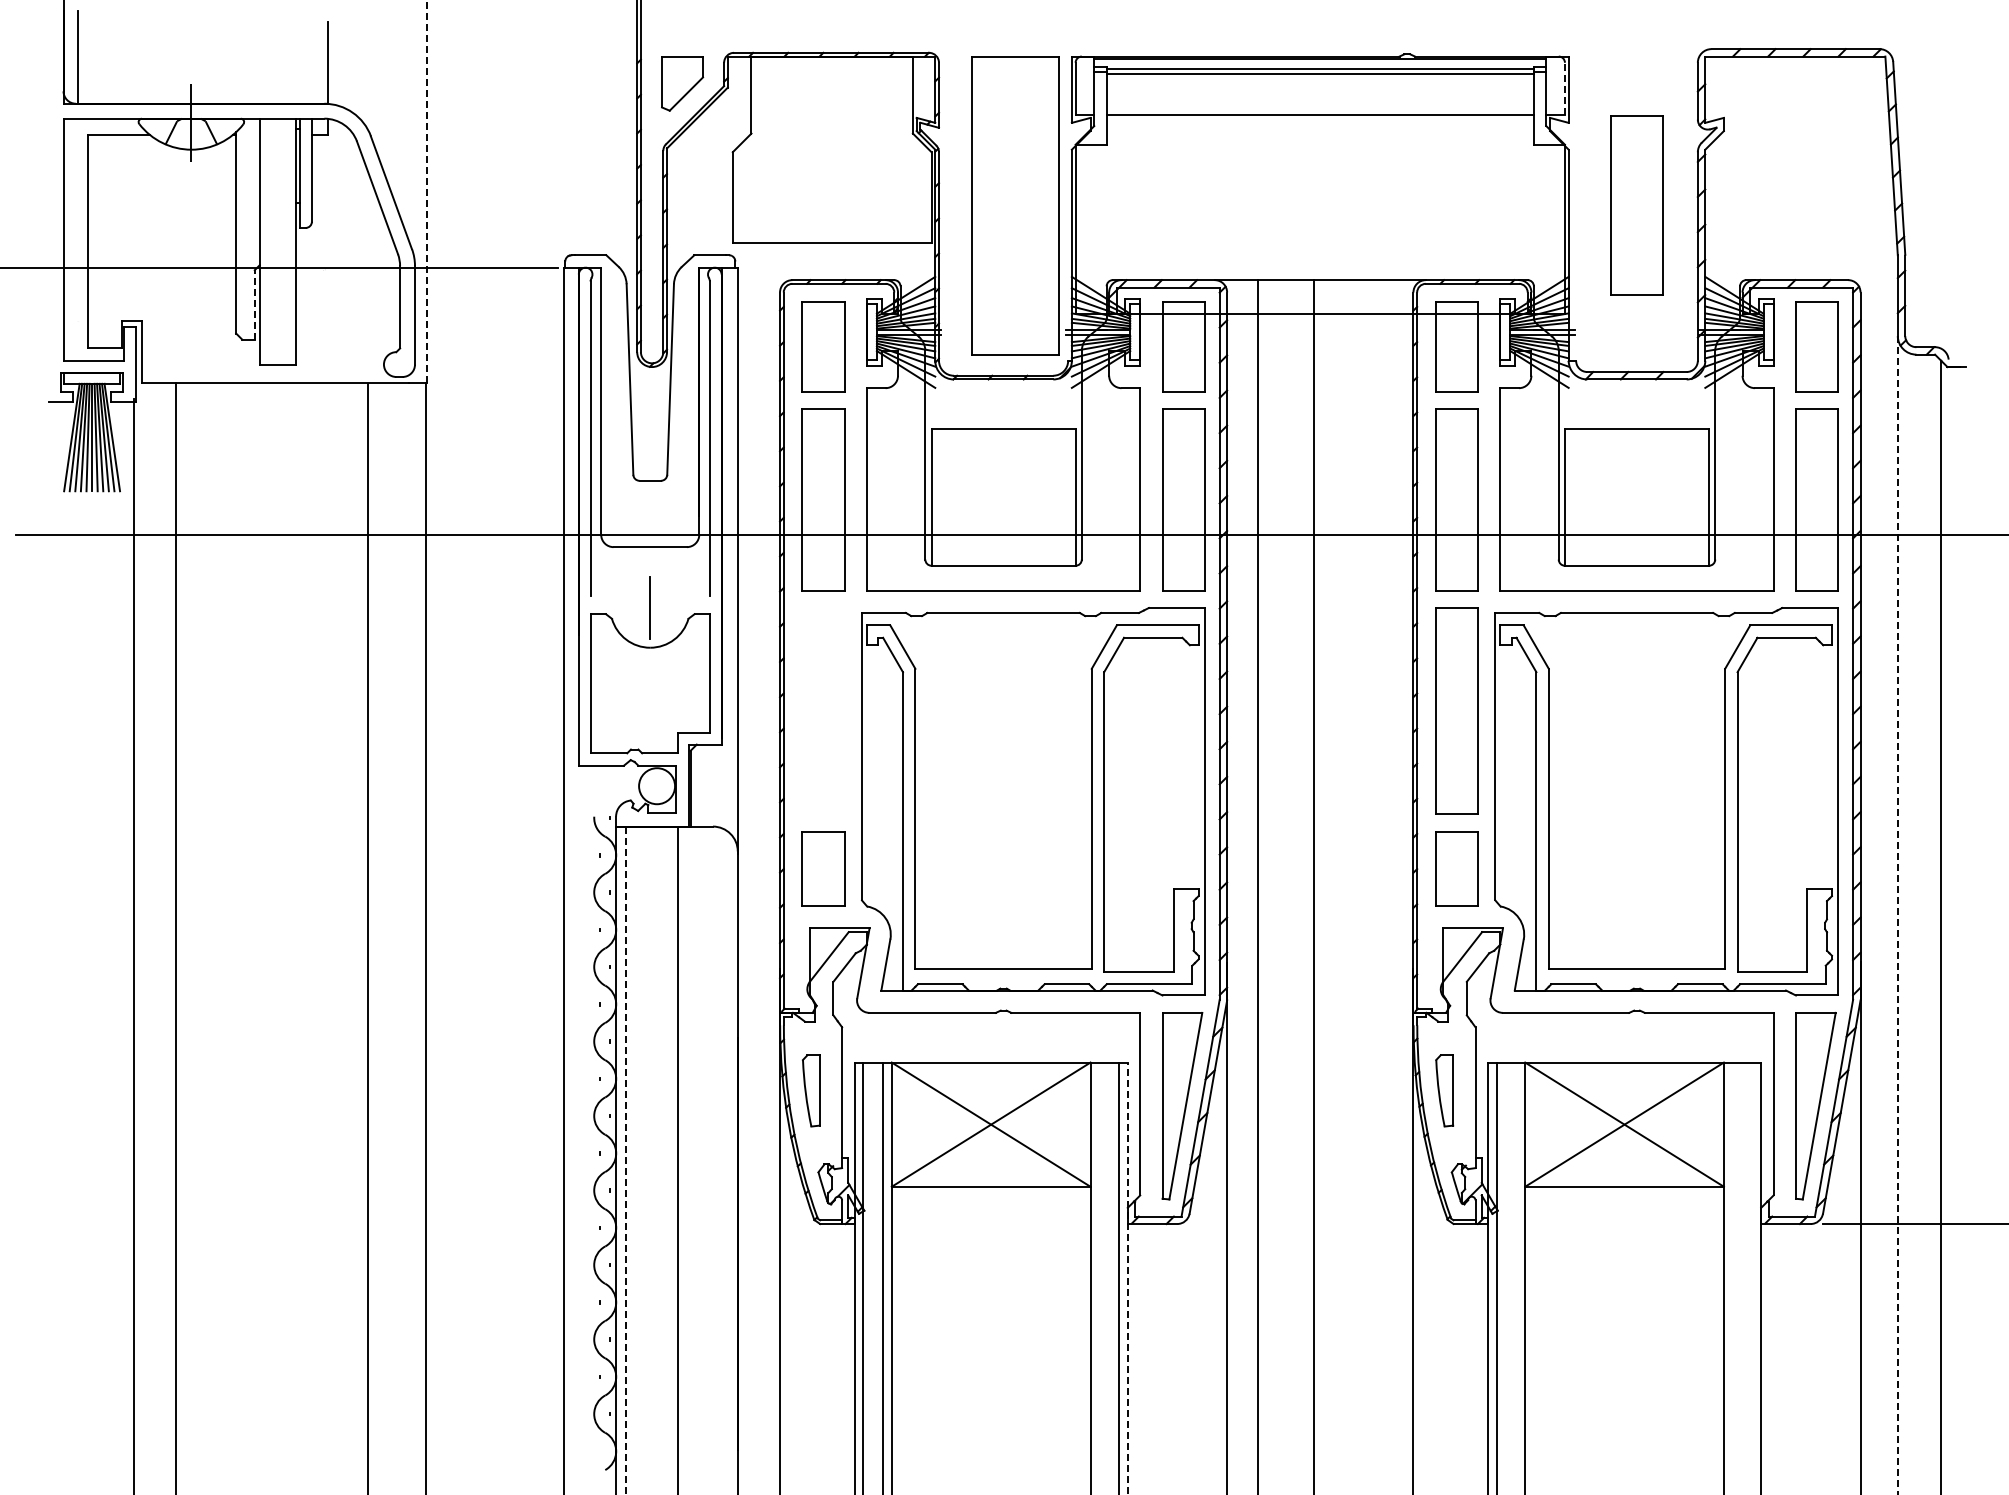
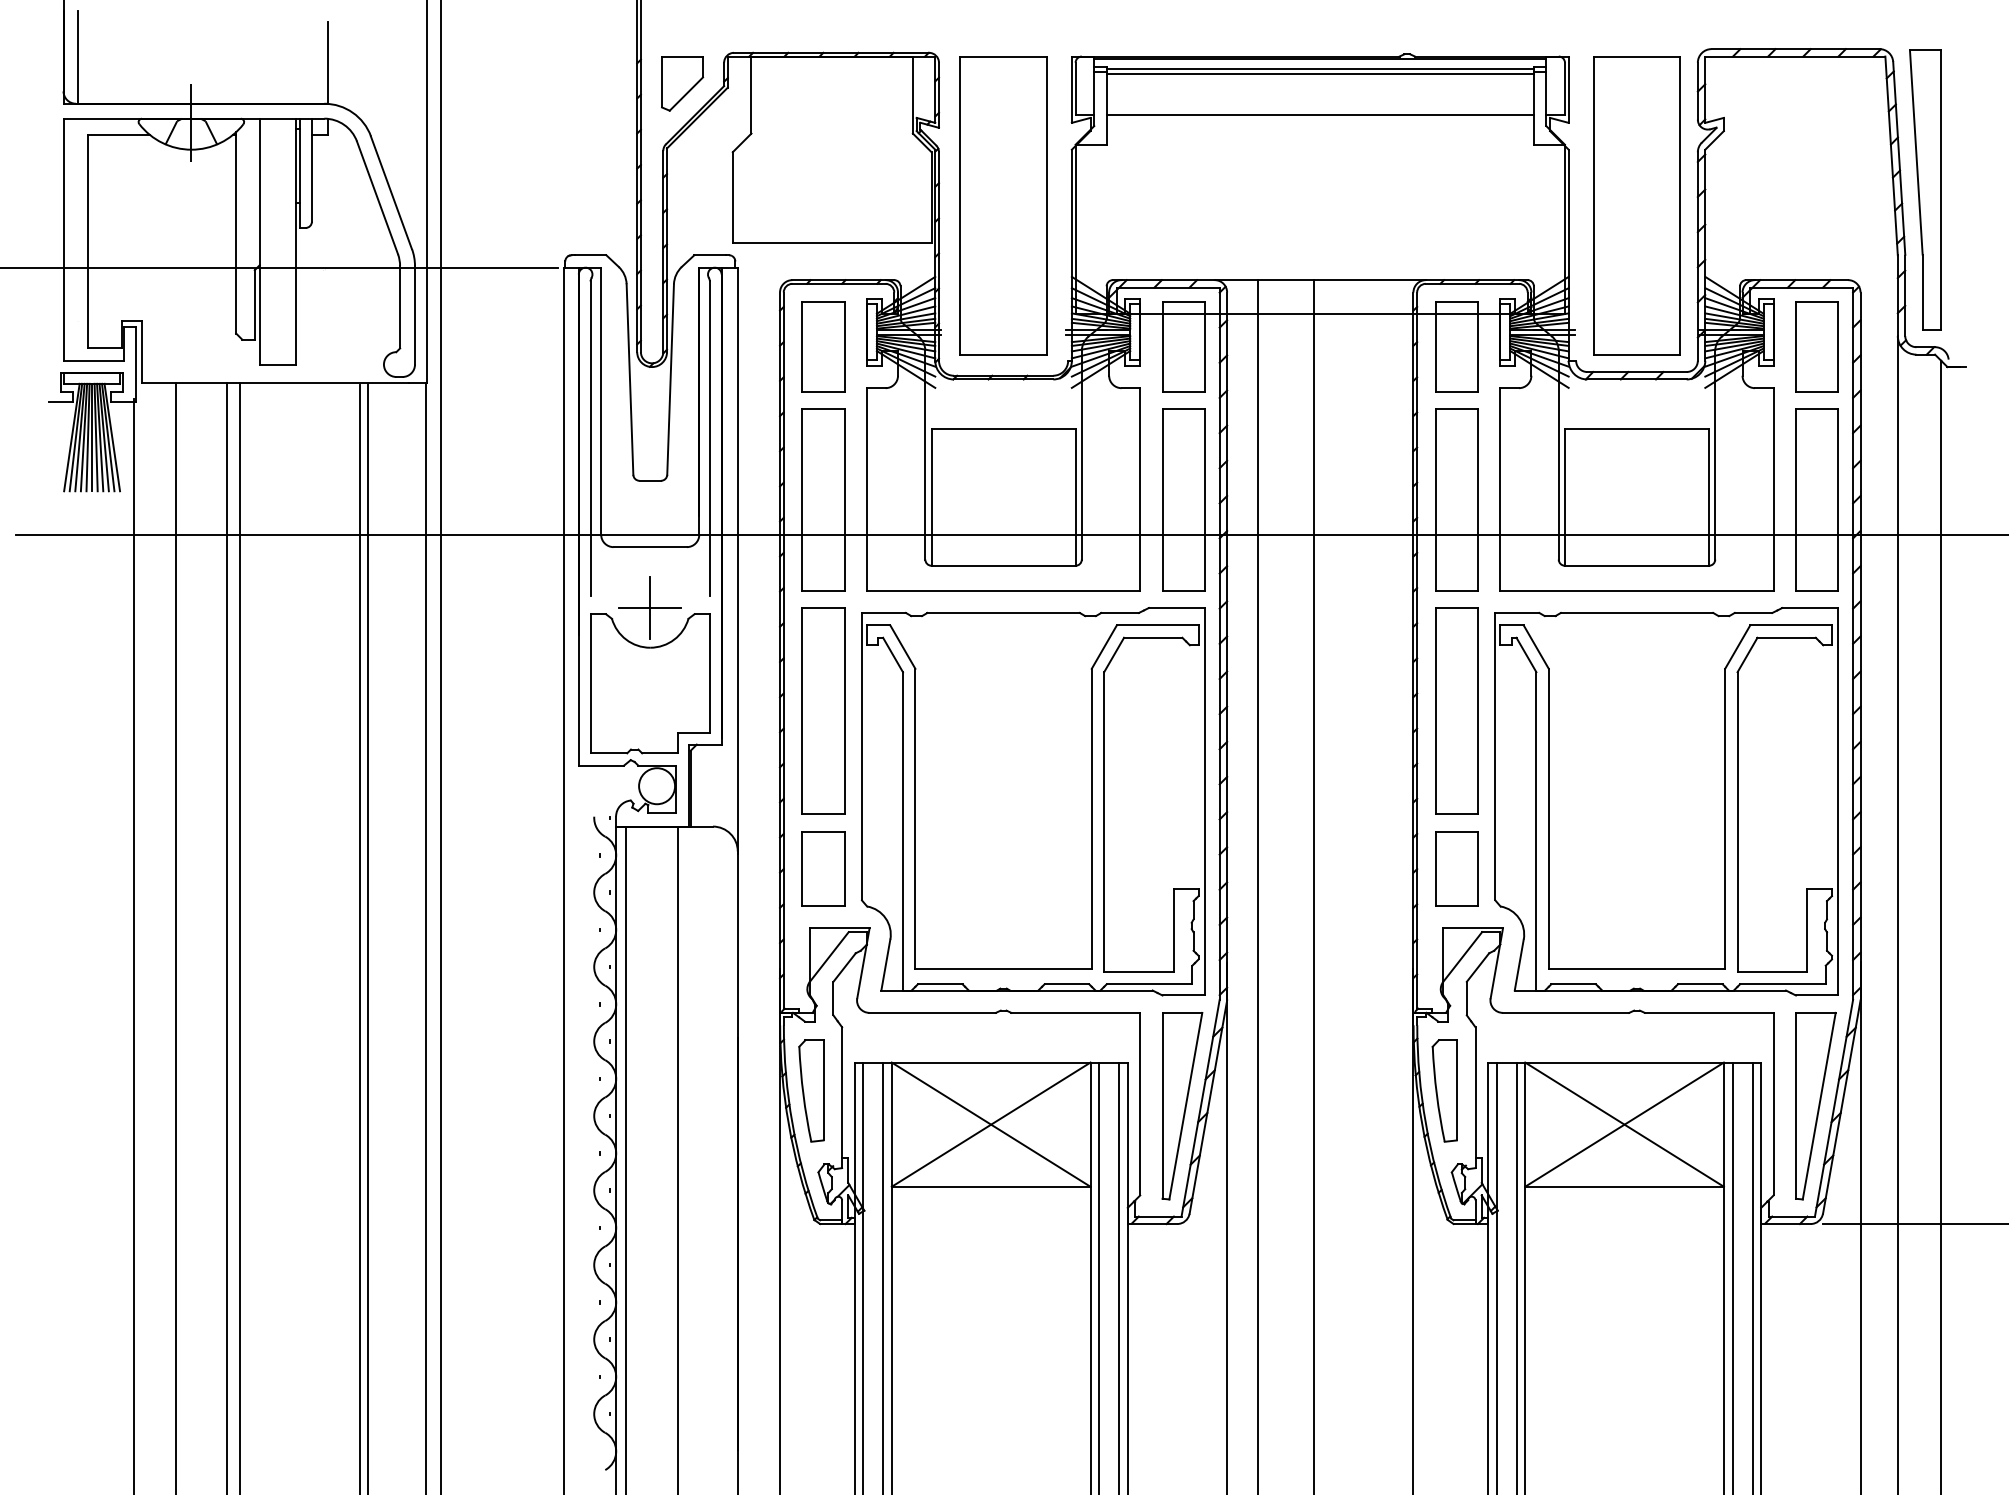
line: dashed -> solid (1564, 88)
part: none -> present (1925, 189)
line: dashed -> solid (427, 191)
part position: (1015, 205) -> (1003, 205) (1003, 205)
part size: 54x181 px -> 88x300 px (1636, 205)
line: dashed -> solid (254, 304)
line: none -> present (650, 608)
part: none -> present (823, 710)
line: none -> present (441, 746)
line: dashed -> solid (1897, 915)
line: none -> present (227, 937)
line: none -> present (239, 937)
line: none -> present (360, 937)
part size: 19x74 px -> 27x104 px (811, 1090)
part size: 20x74 px -> 27x104 px (1444, 1090)
line: dashed -> solid (626, 1160)
line: none -> present (1099, 1276)
line: none -> present (1516, 1276)
line: none -> present (1732, 1276)
line: none -> present (1752, 1276)
line: dashed -> solid (1127, 1278)
